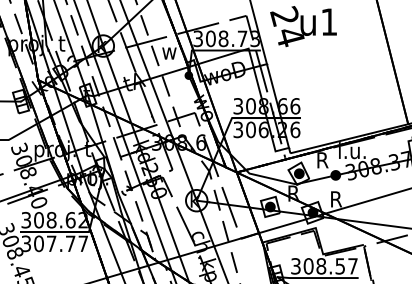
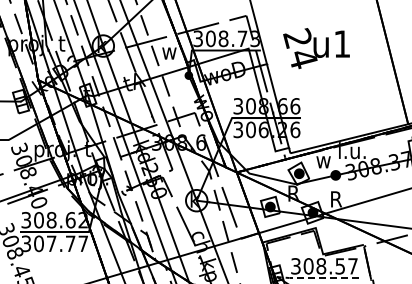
text position: (303, 26) -> (316, 48) (316, 48)
text: R -> w (323, 160)
line: solid -> dashed (316, 278)
